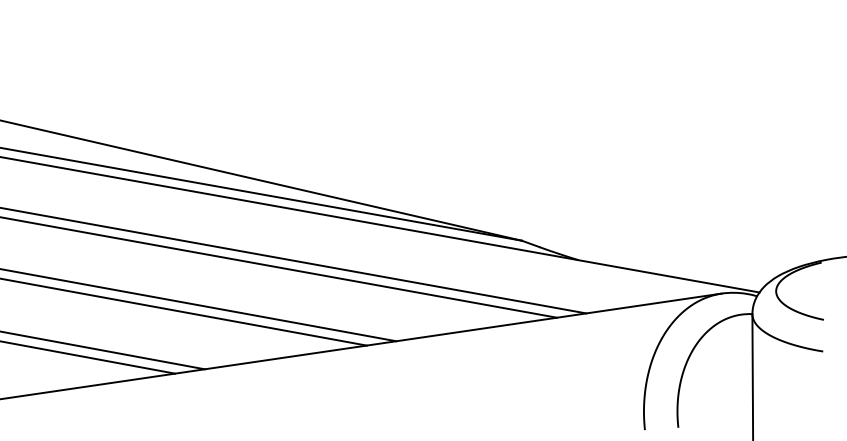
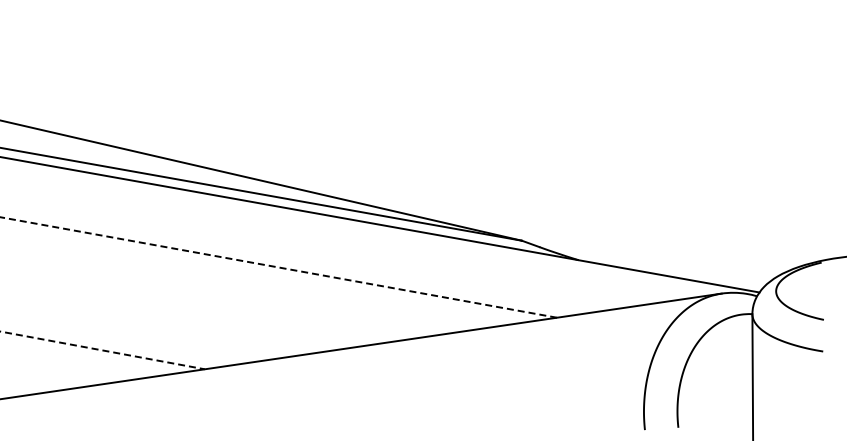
line: present -> none (294, 260)
line: solid -> dashed (278, 267)
line: present -> none (199, 305)
line: present -> none (184, 312)
line: solid -> dashed (102, 350)
line: present -> none (88, 357)
